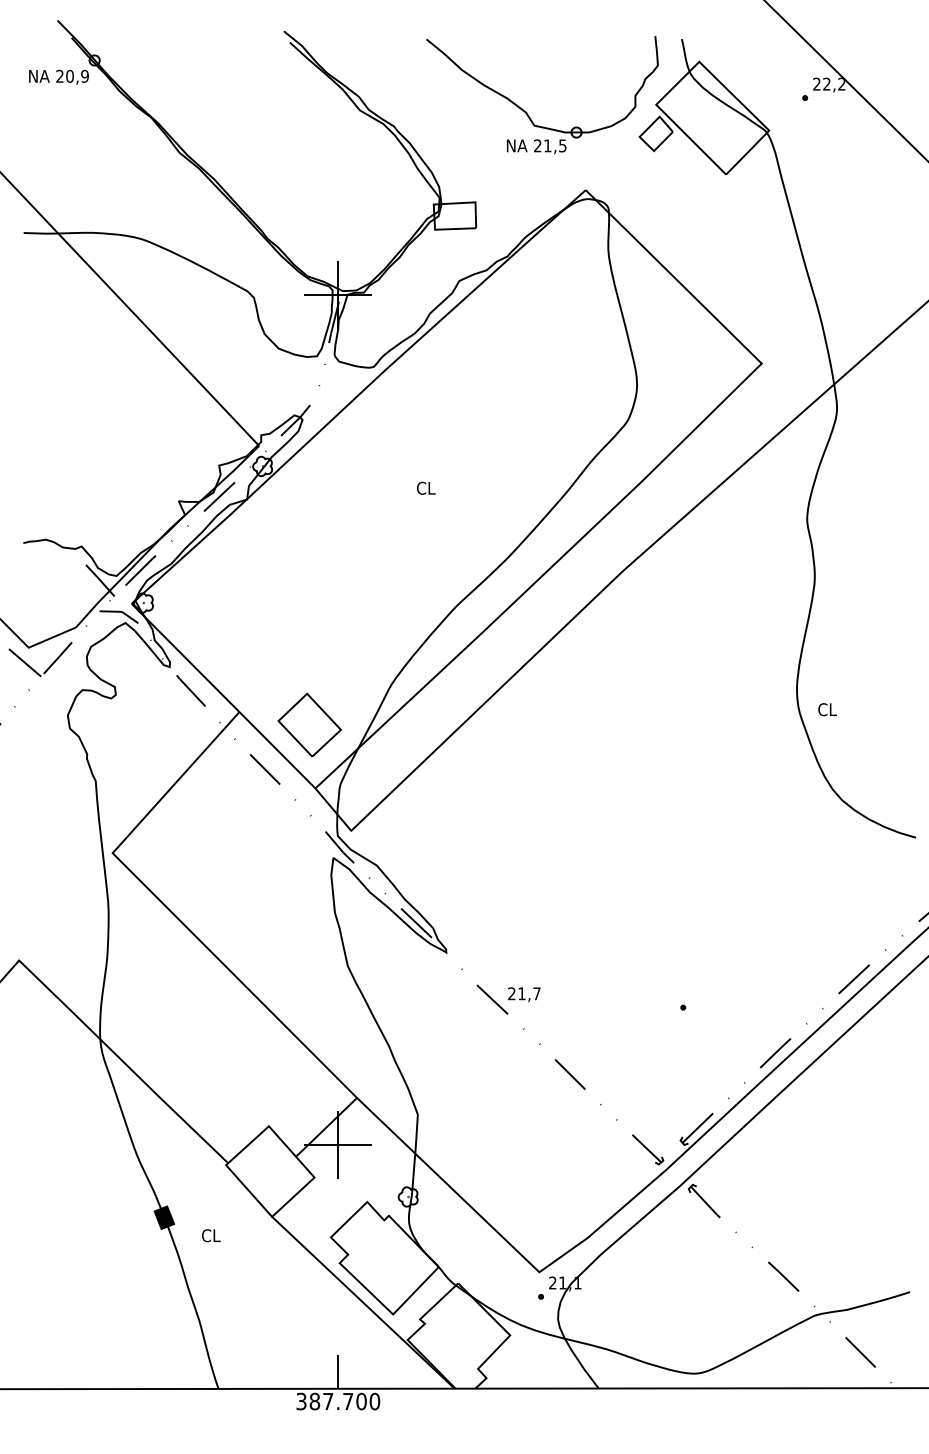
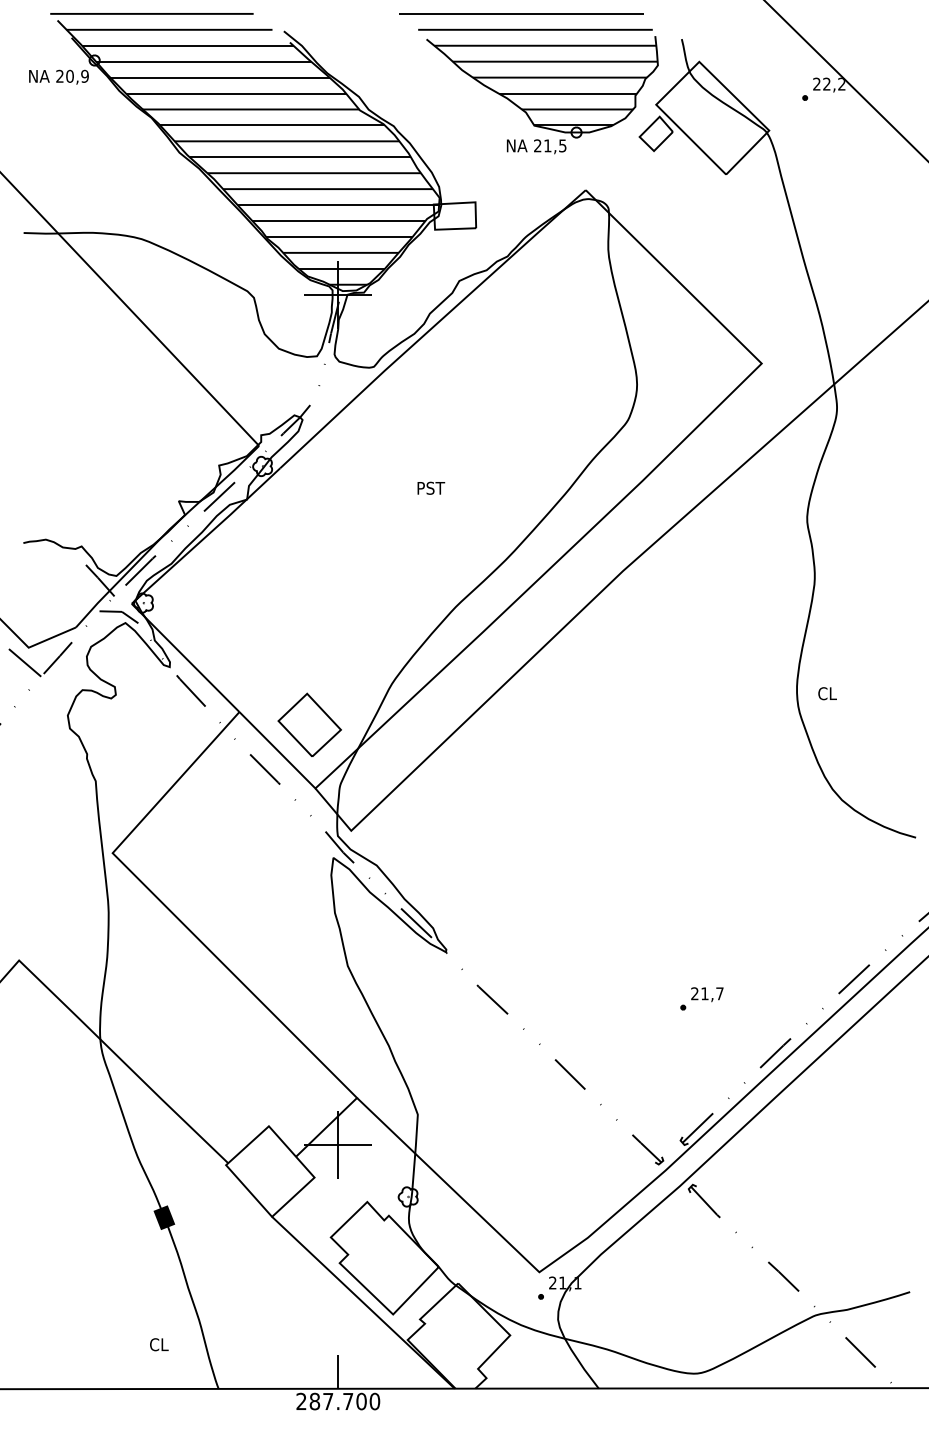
hatch: none -> present (528, 69)
hatch: none -> present (244, 148)
text: CL -> PST (431, 487)
text position: (827, 709) -> (827, 693) (827, 693)
text position: (524, 994) -> (707, 994) (707, 994)
text position: (211, 1235) -> (159, 1344) (159, 1344)
text: 387.700 -> 287.700 (301, 1401)
